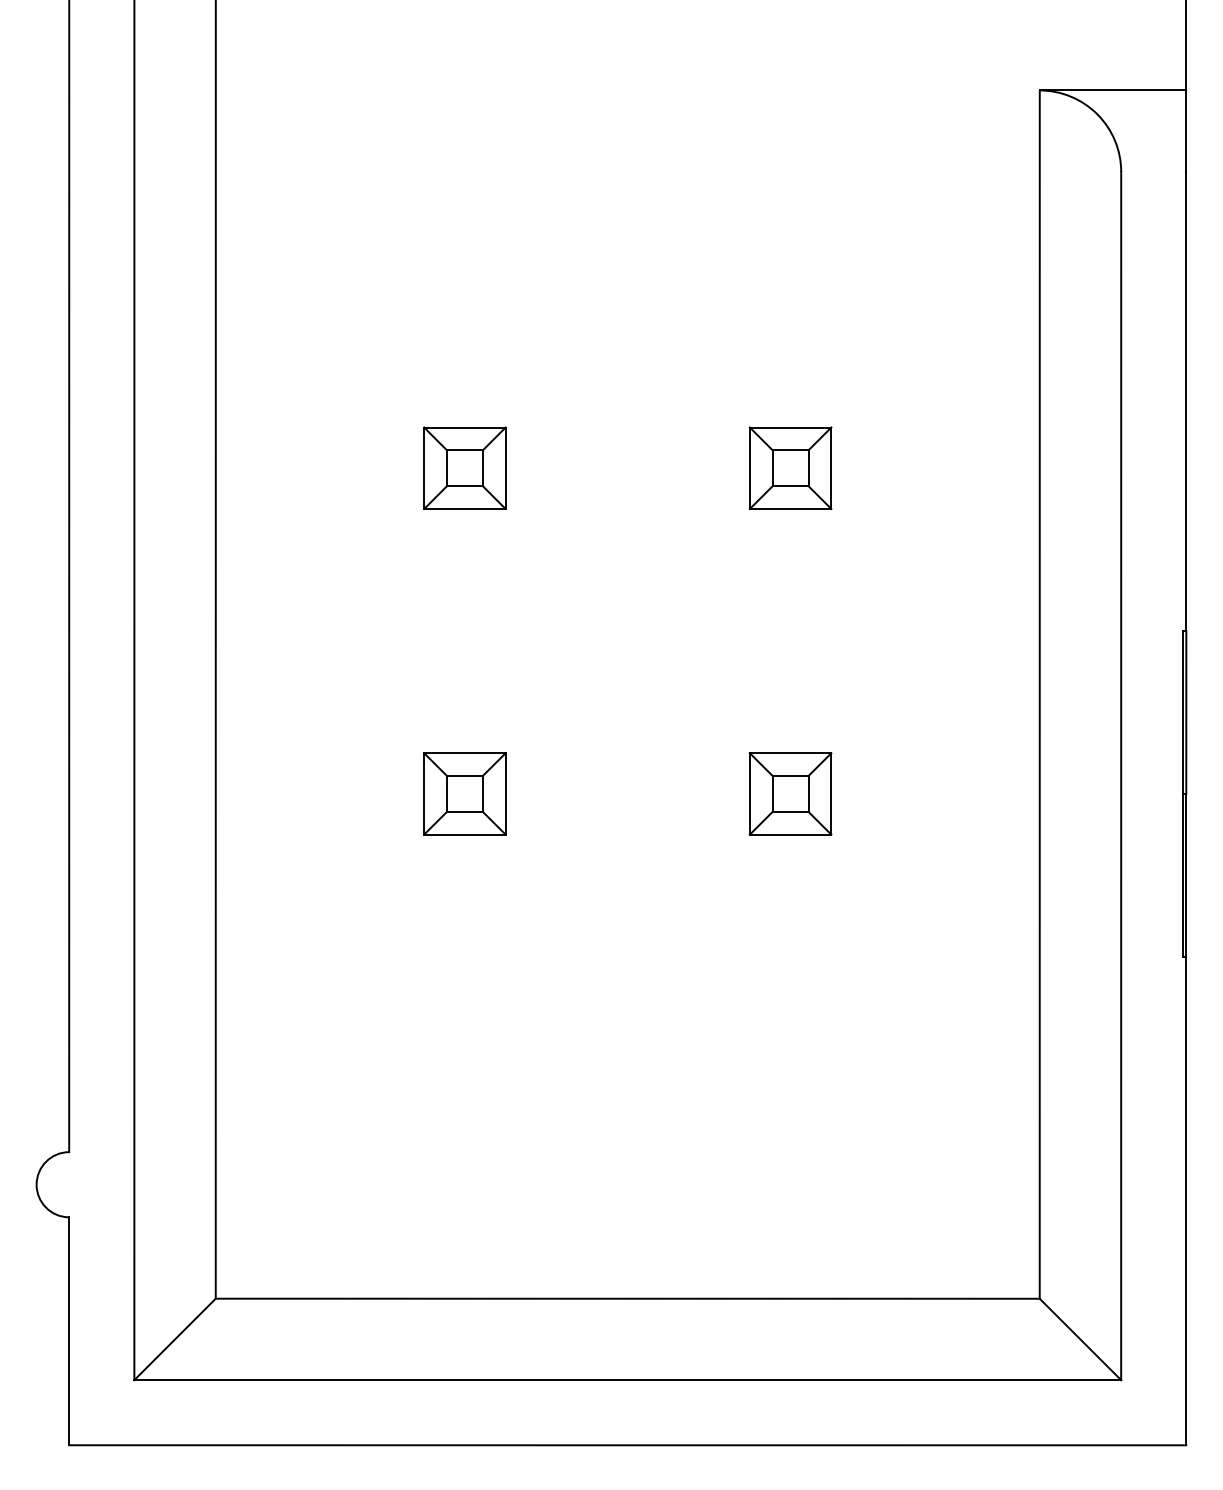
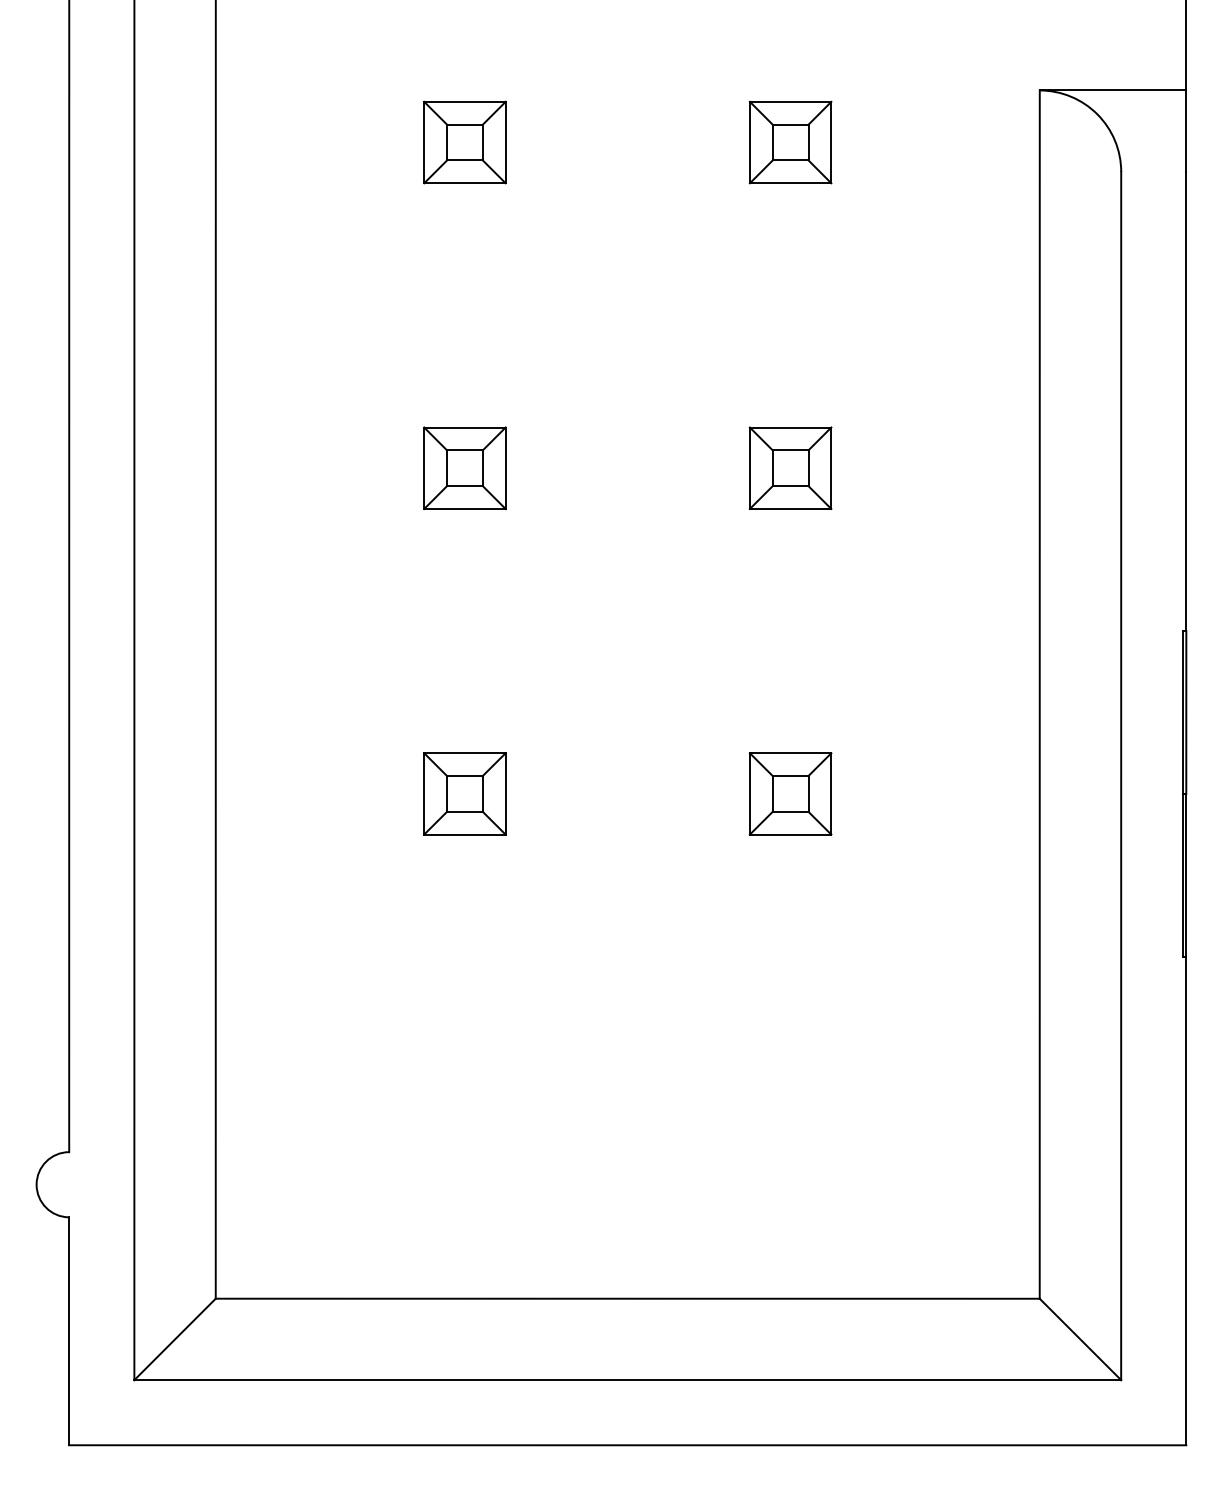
part: none -> present (464, 142)
part: none -> present (790, 142)
